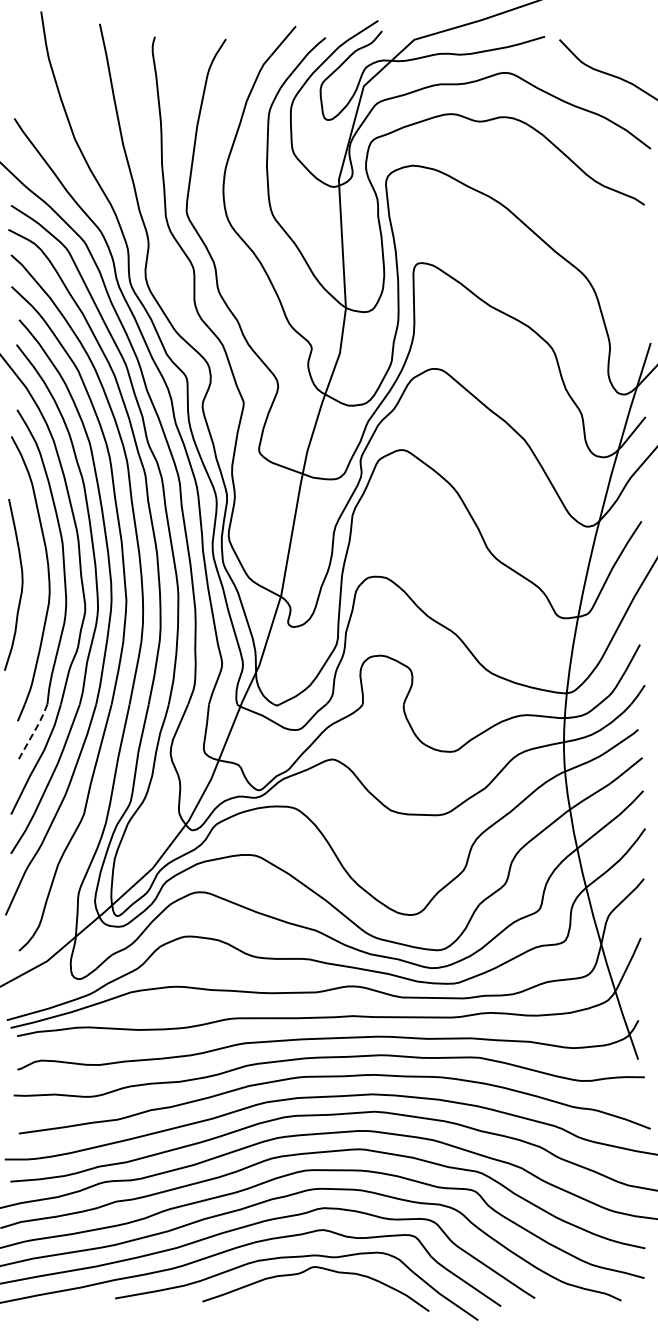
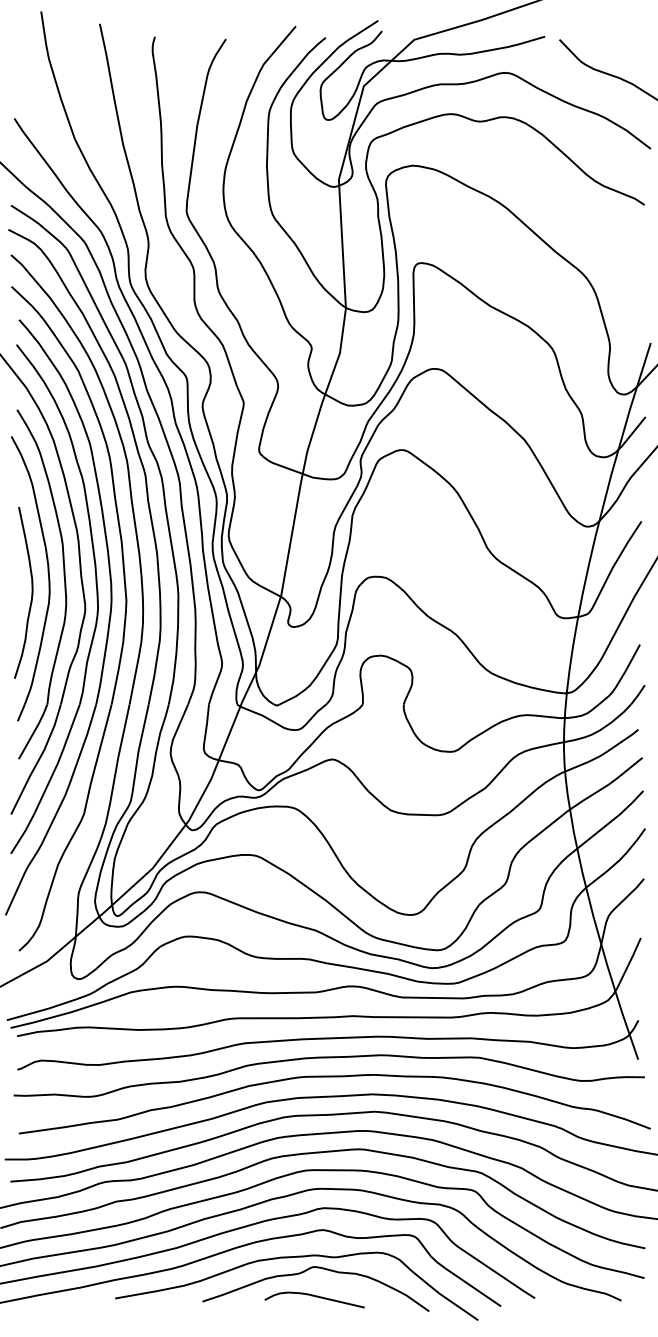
curve position: (21, 584) -> (31, 592) (31, 592)
line: dashed -> solid (34, 731)
curve: none -> present (315, 1297)
